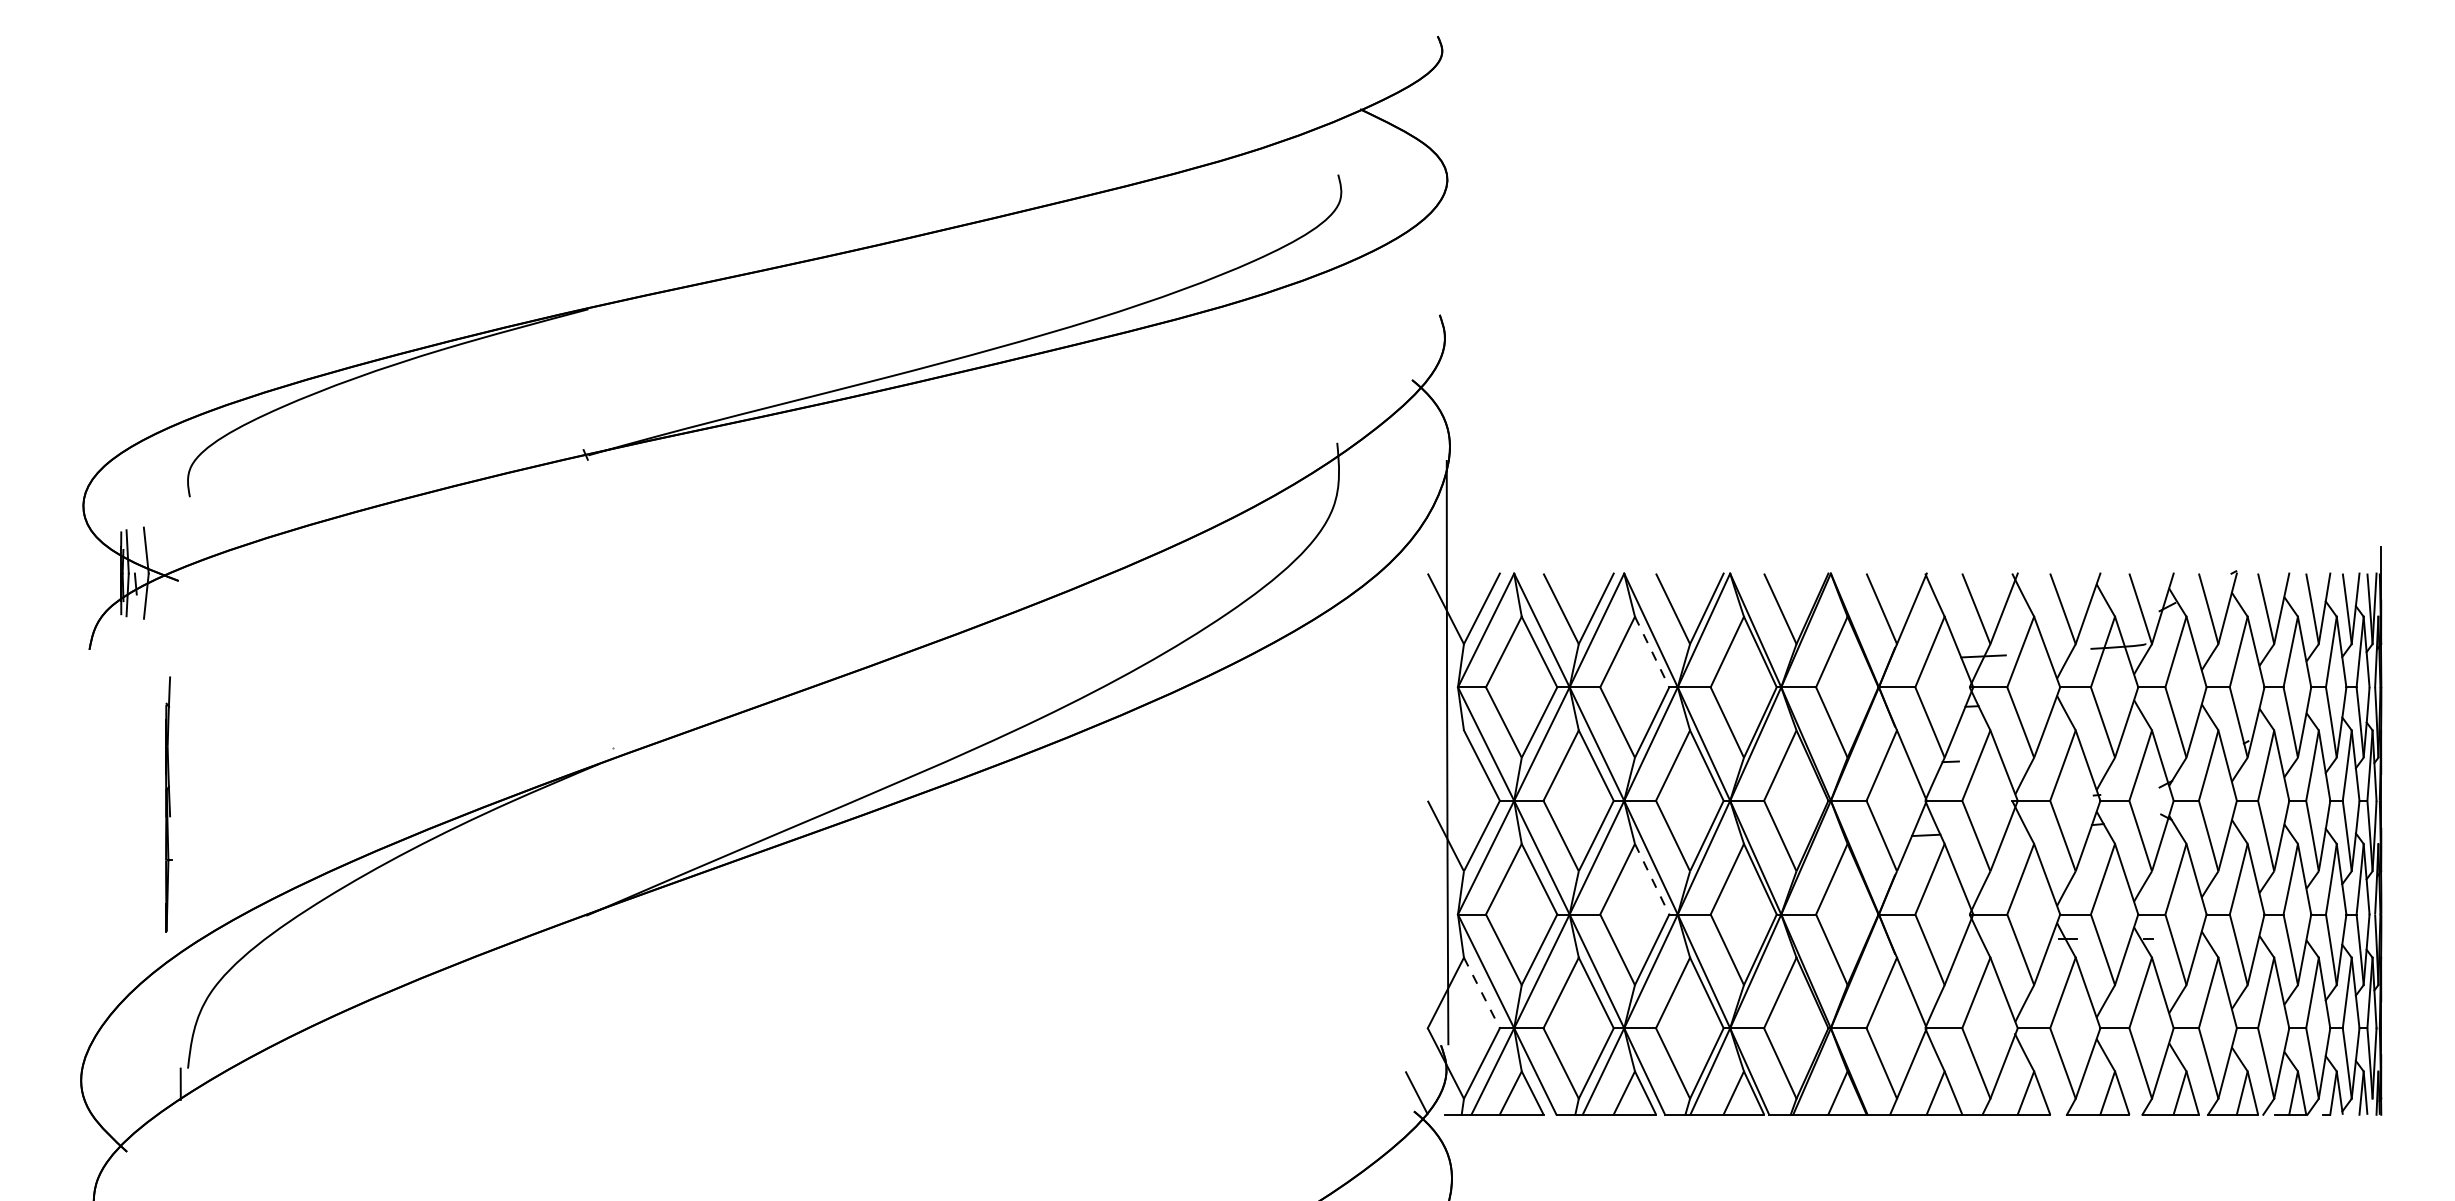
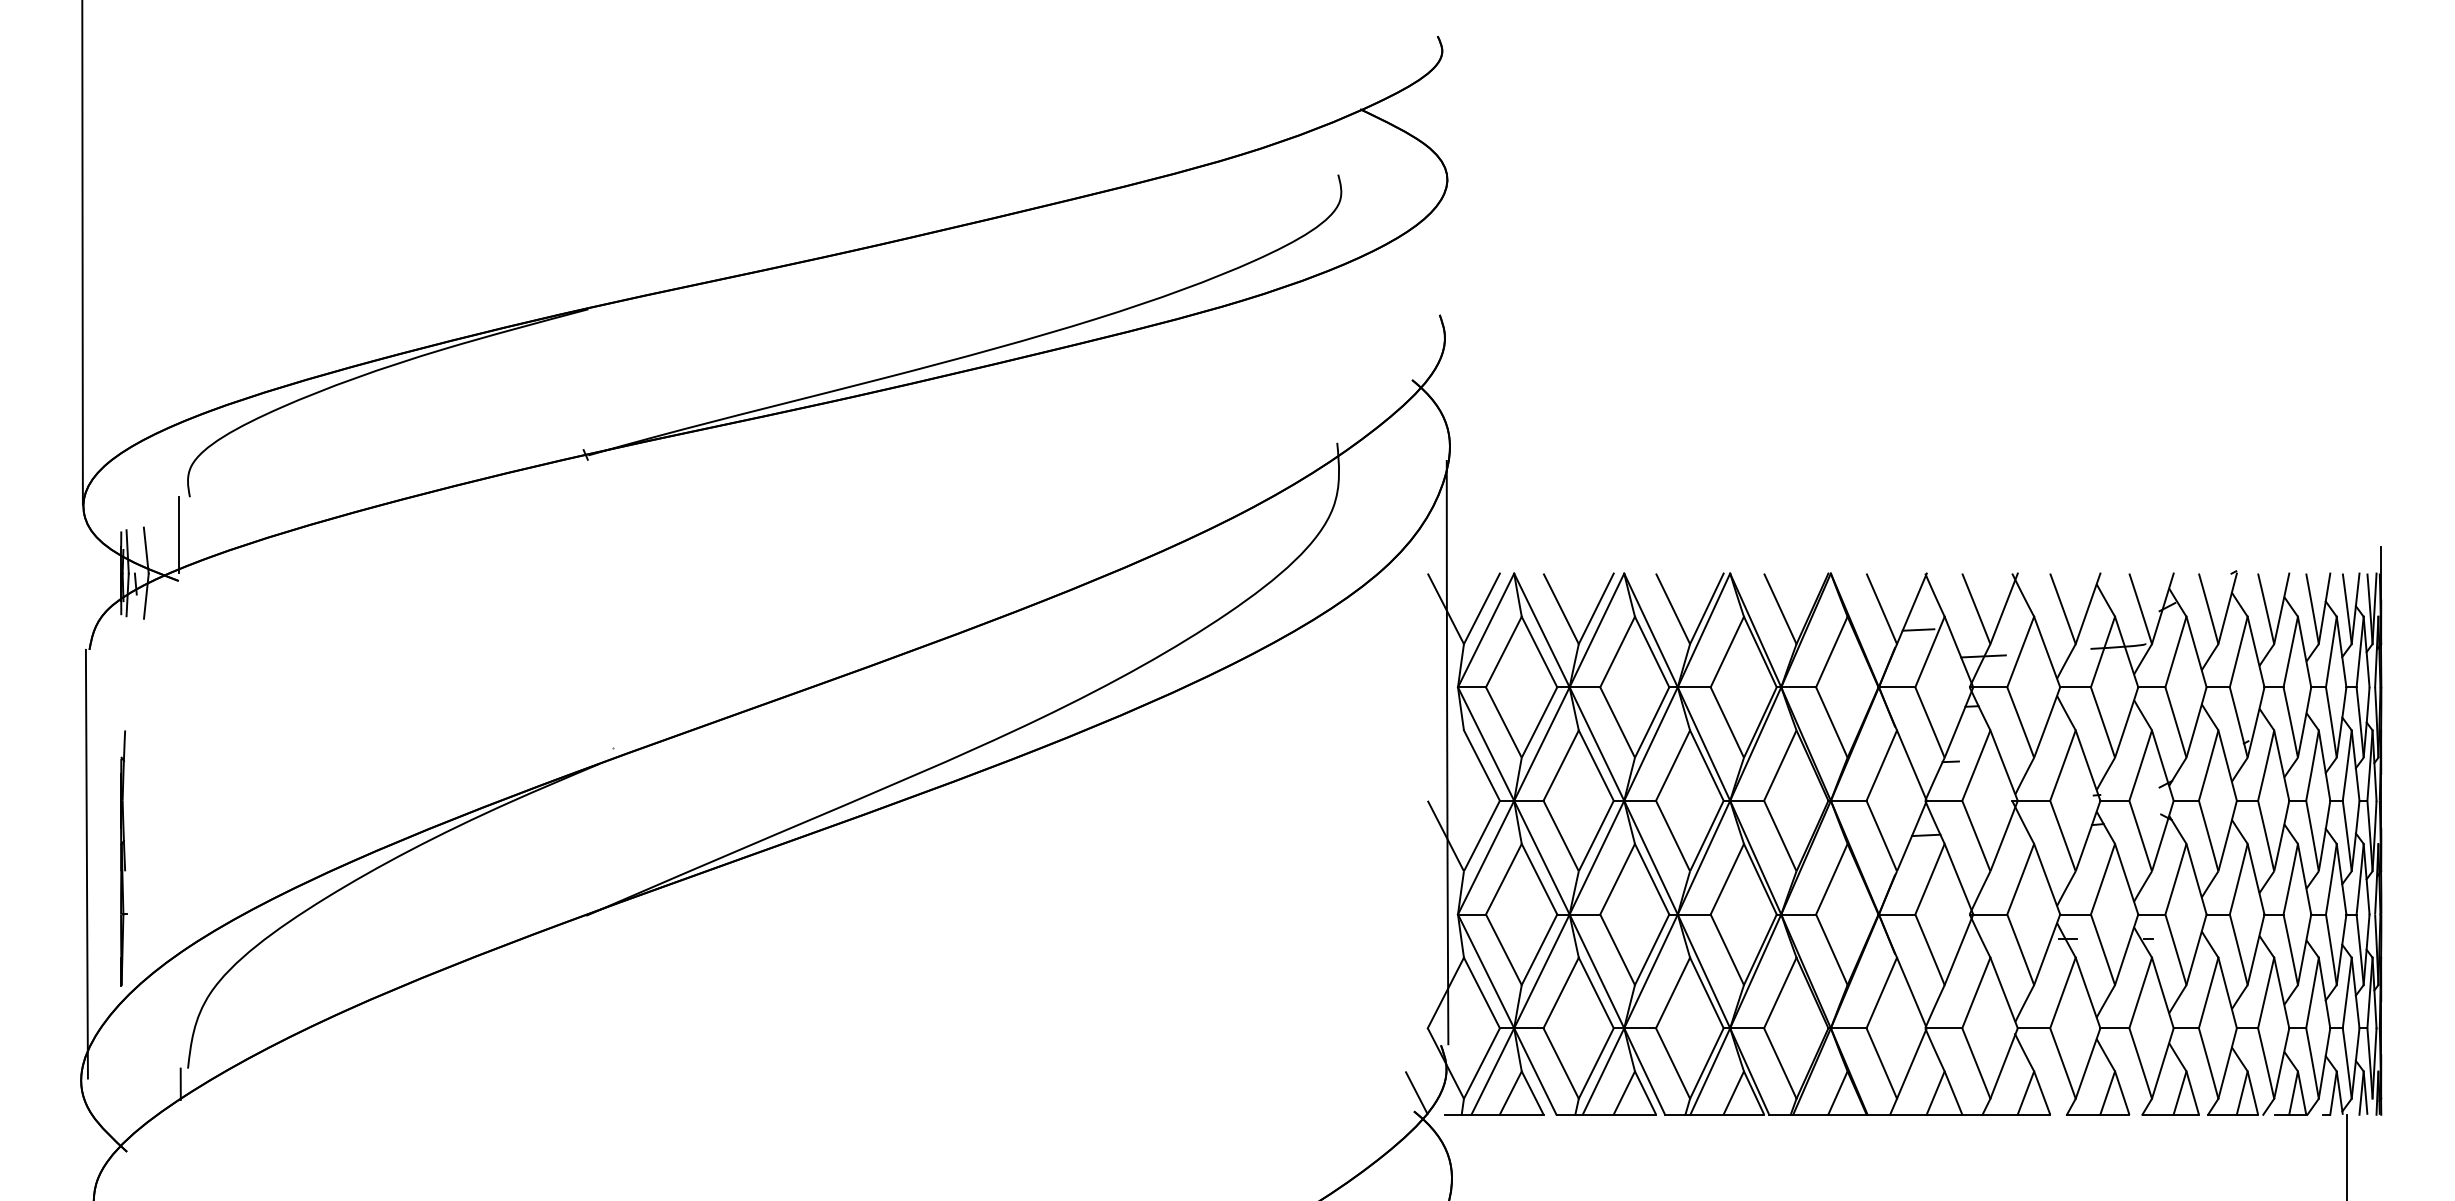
line: none -> present (82, 253)
line: none -> present (178, 535)
line: none -> present (1918, 629)
line: dashed -> solid (1652, 652)
part position: (168, 804) -> (123, 858) (123, 858)
line: none -> present (86, 863)
line: dashed -> solid (1652, 879)
line: dashed -> solid (1481, 992)
line: none -> present (2347, 1155)
